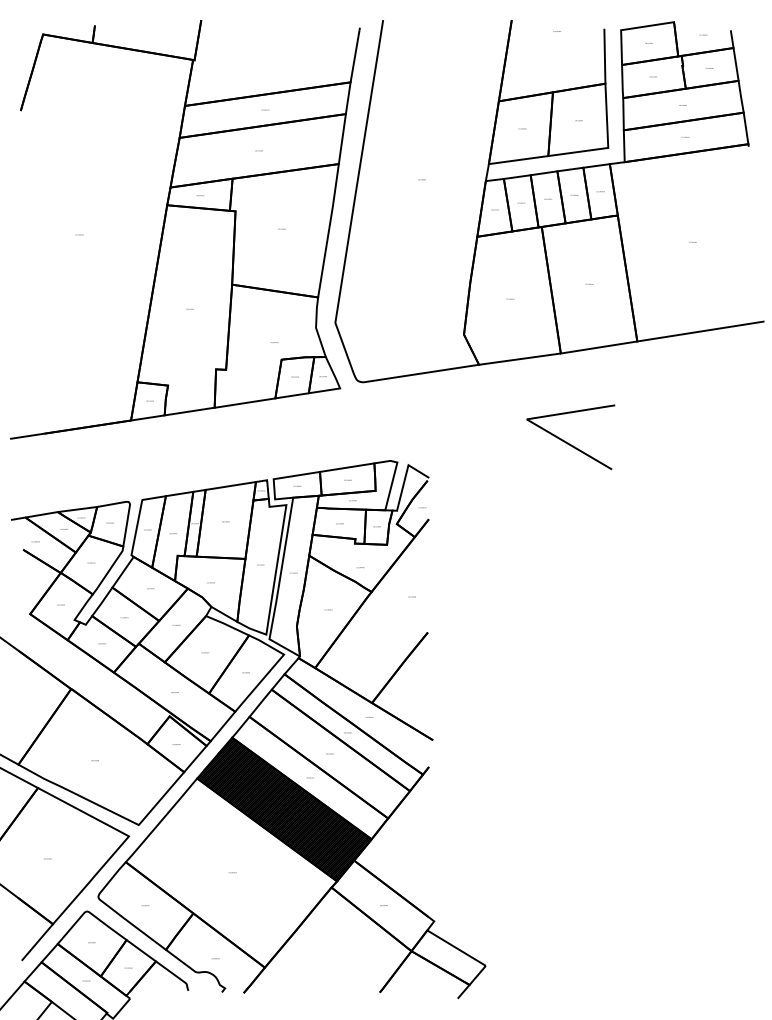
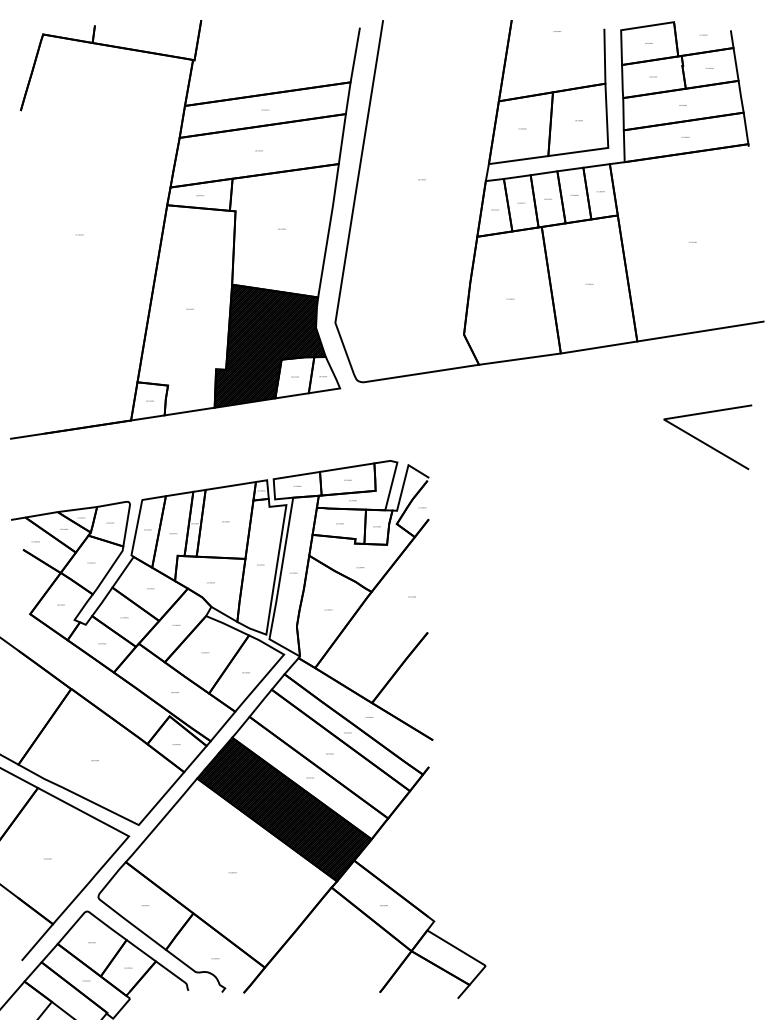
hatch: none -> present (269, 345)
curve position: (568, 442) -> (705, 442) (705, 442)
